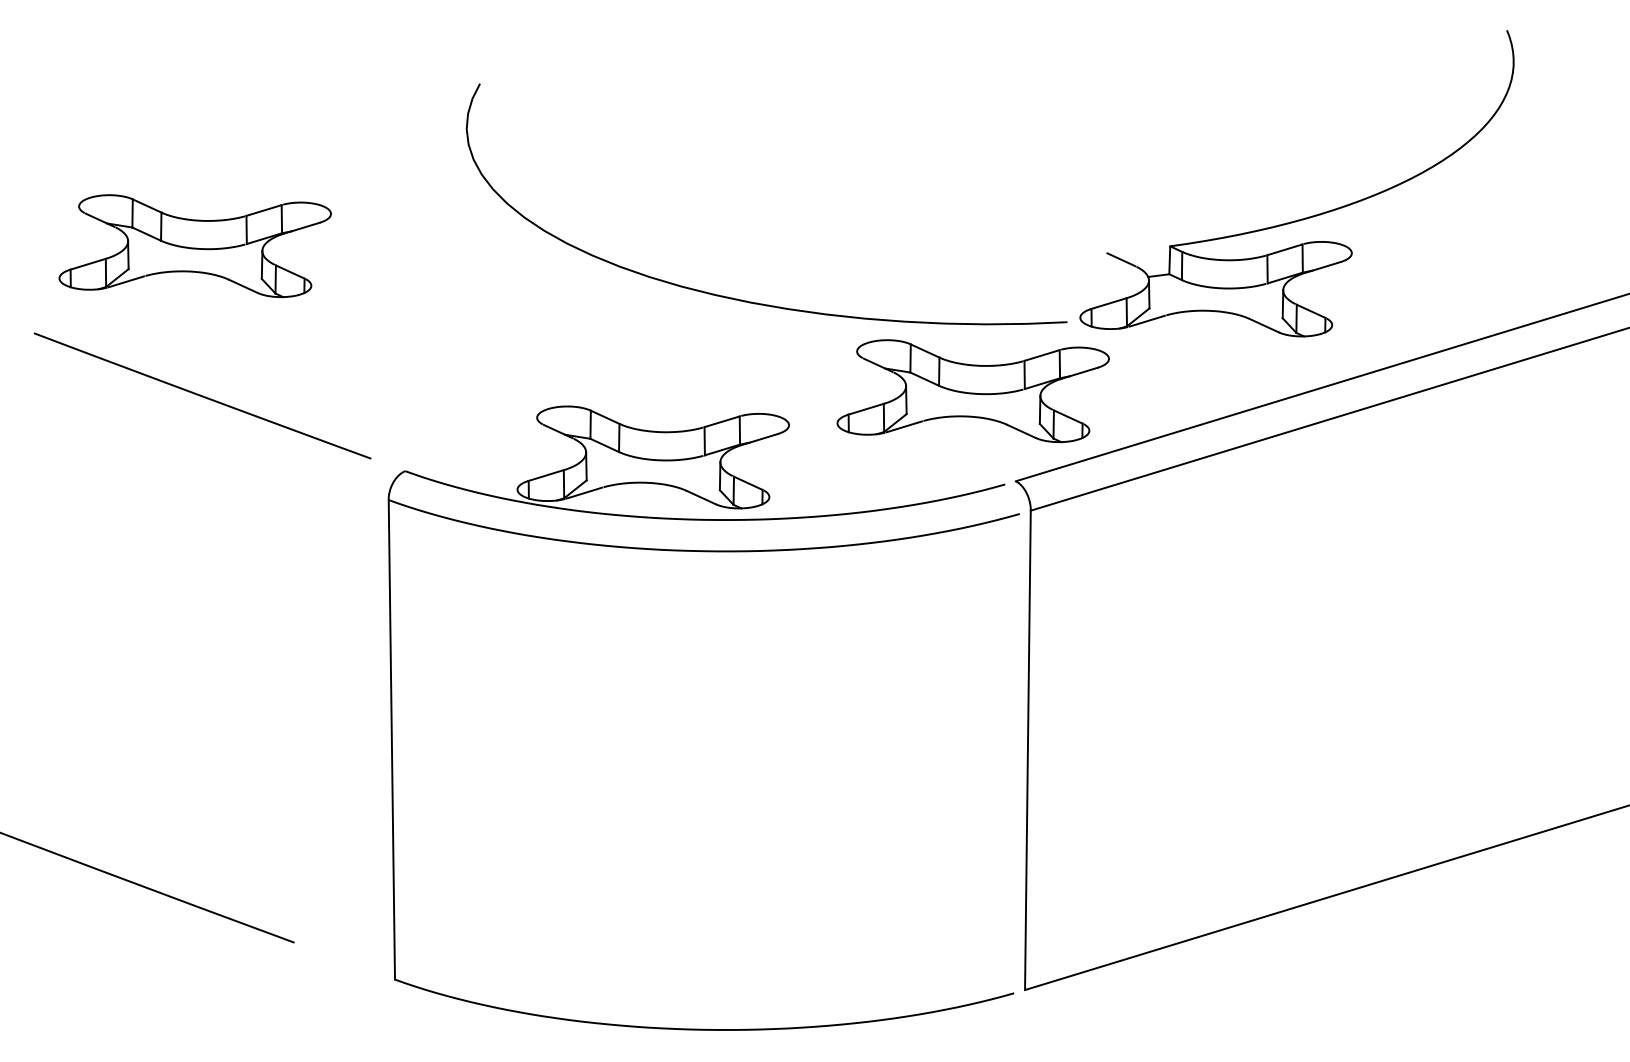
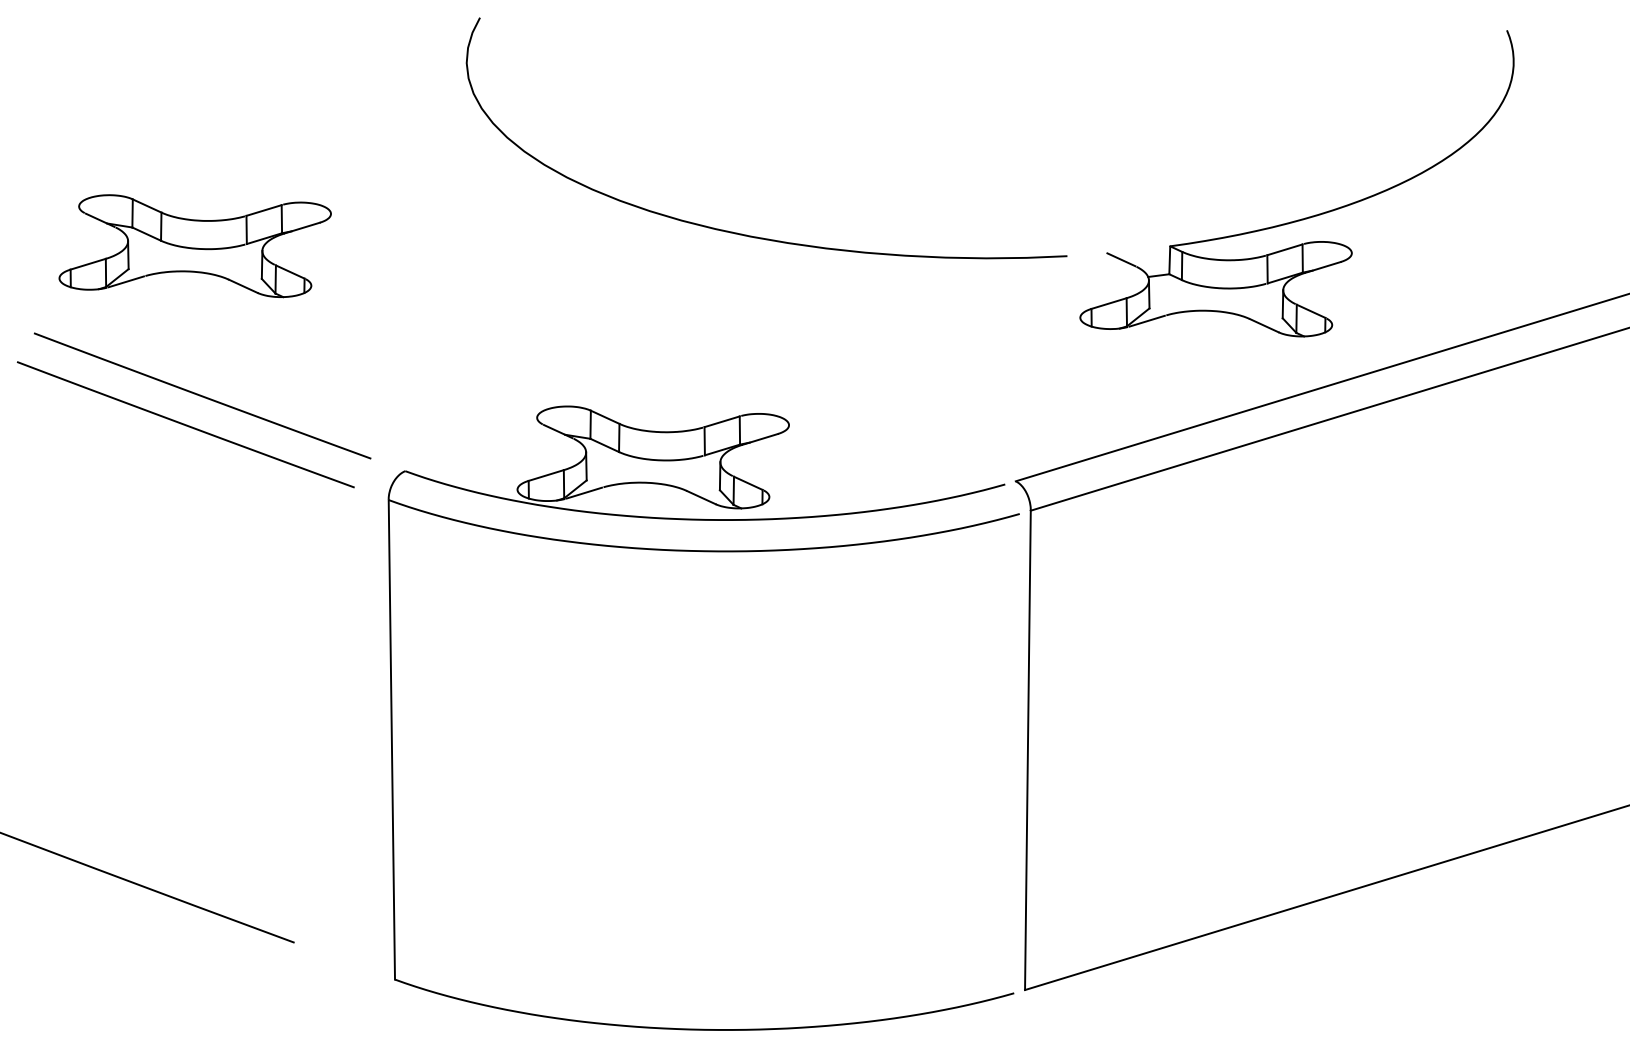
curve position: (742, 299) -> (742, 233) (742, 233)
part: present -> none (972, 391)
line: none -> present (185, 424)
